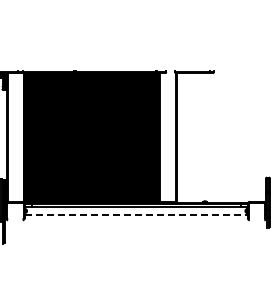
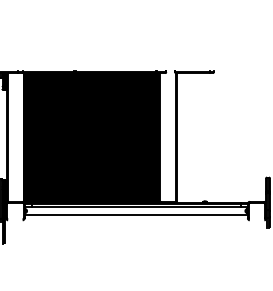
line: dashed -> solid (136, 215)
